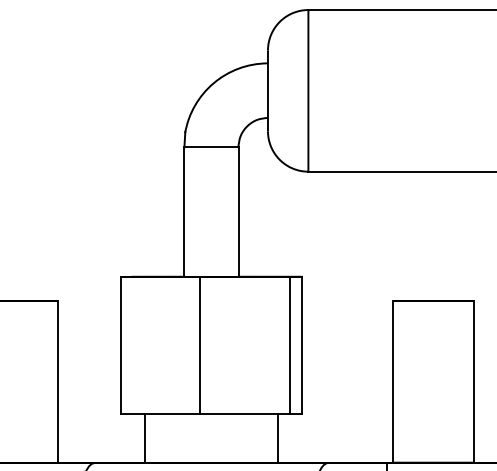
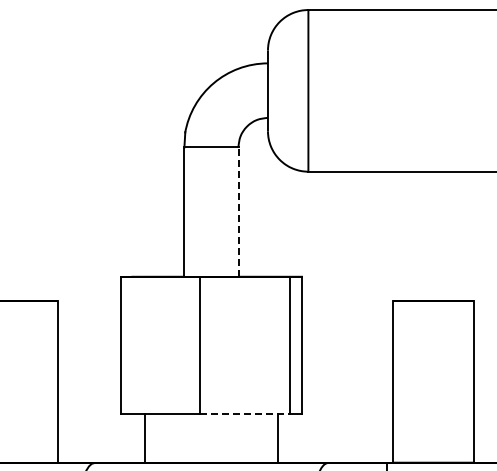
line: solid -> dashed (238, 212)
line: solid -> dashed (245, 414)
